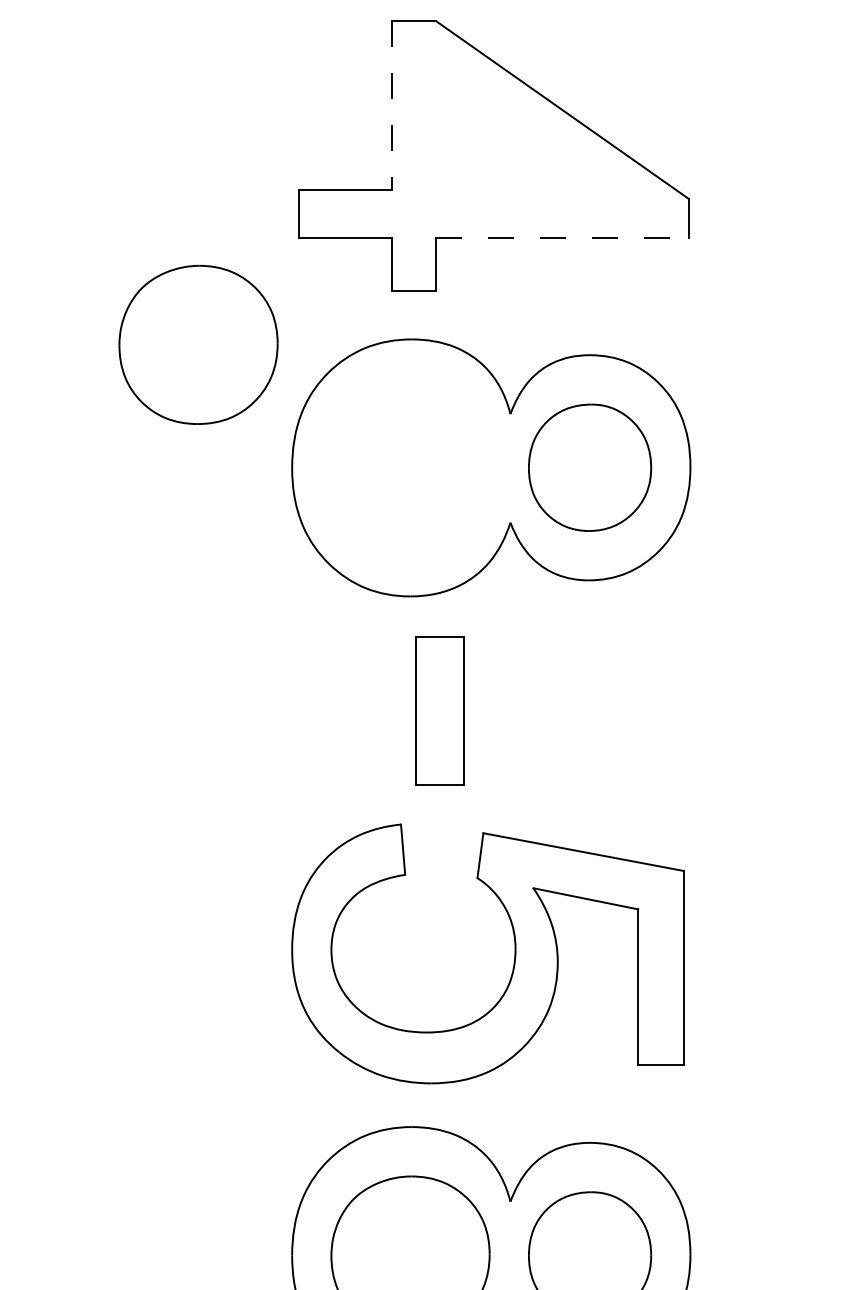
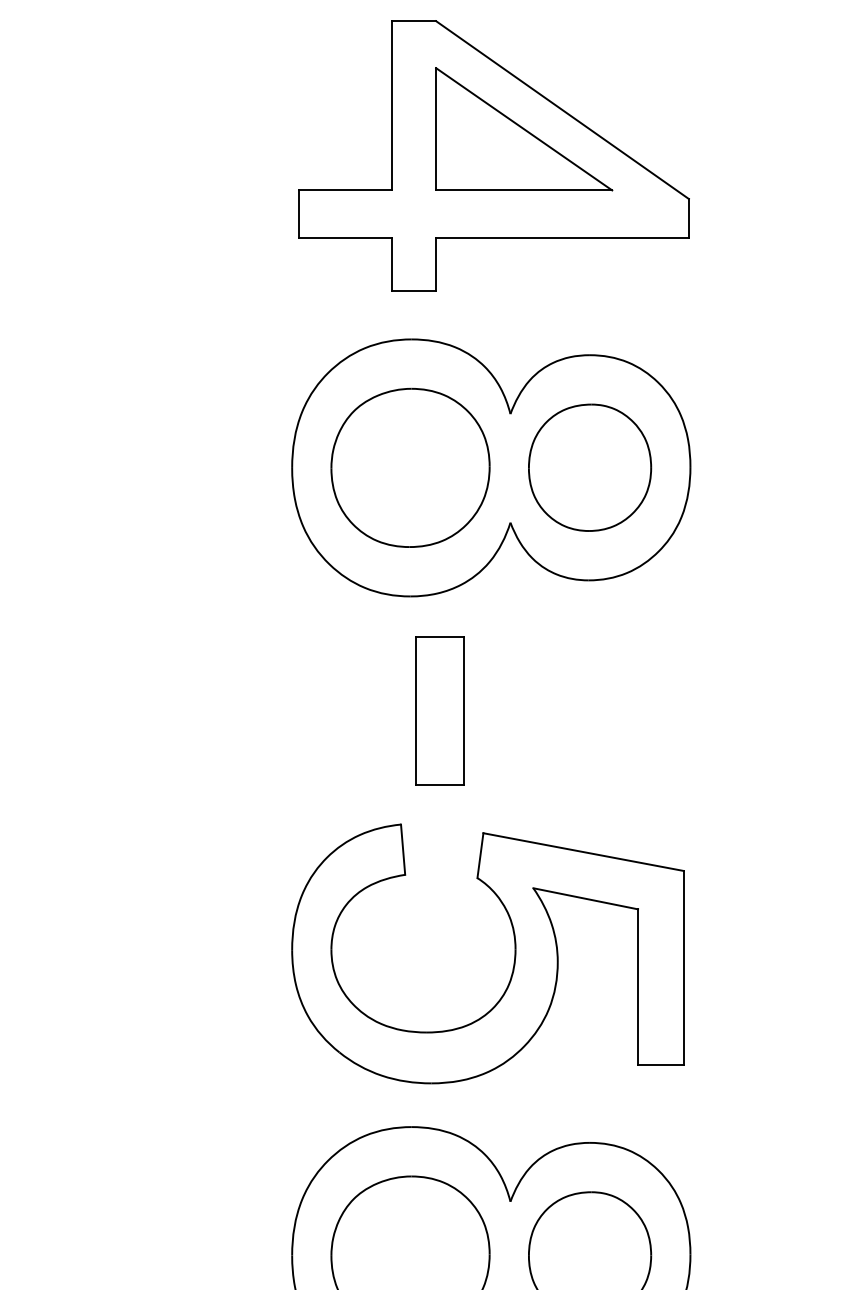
line: dashed -> solid (392, 105)
part: none -> present (524, 129)
line: dashed -> solid (563, 238)
part position: (198, 344) -> (410, 467) (410, 467)
